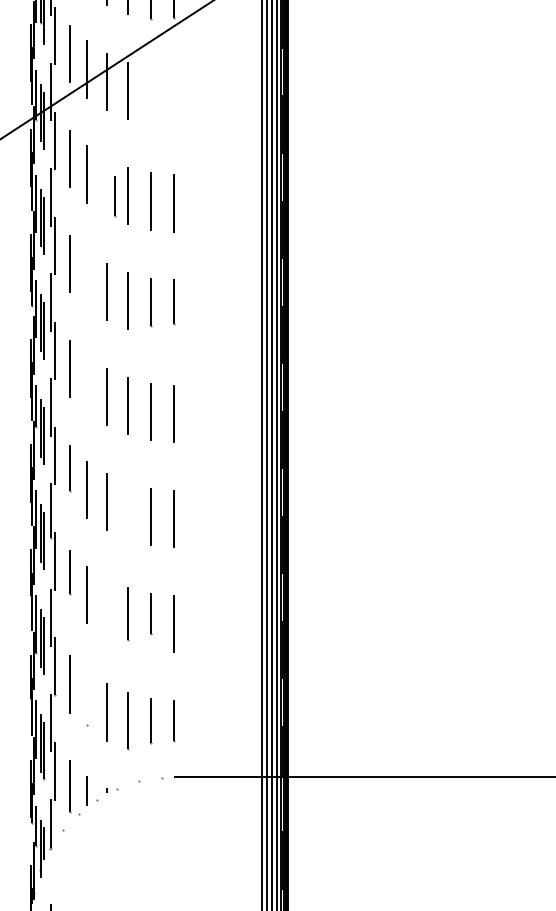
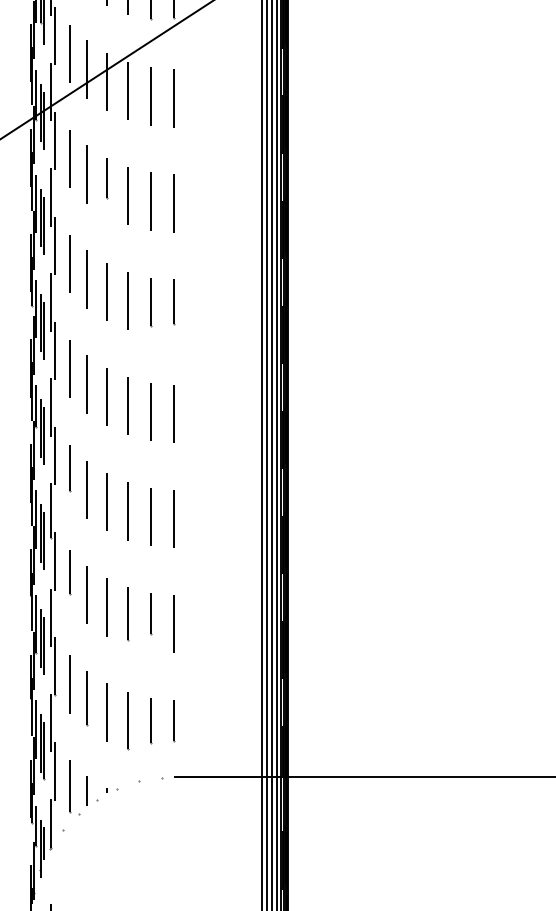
line: none -> present (150, 96)
line: none -> present (173, 98)
line position: (115, 196) -> (107, 178) (107, 178)
line: none -> present (87, 279)
line: none -> present (87, 384)
line: none -> present (127, 511)
line: none -> present (106, 607)
line: none -> present (87, 697)
